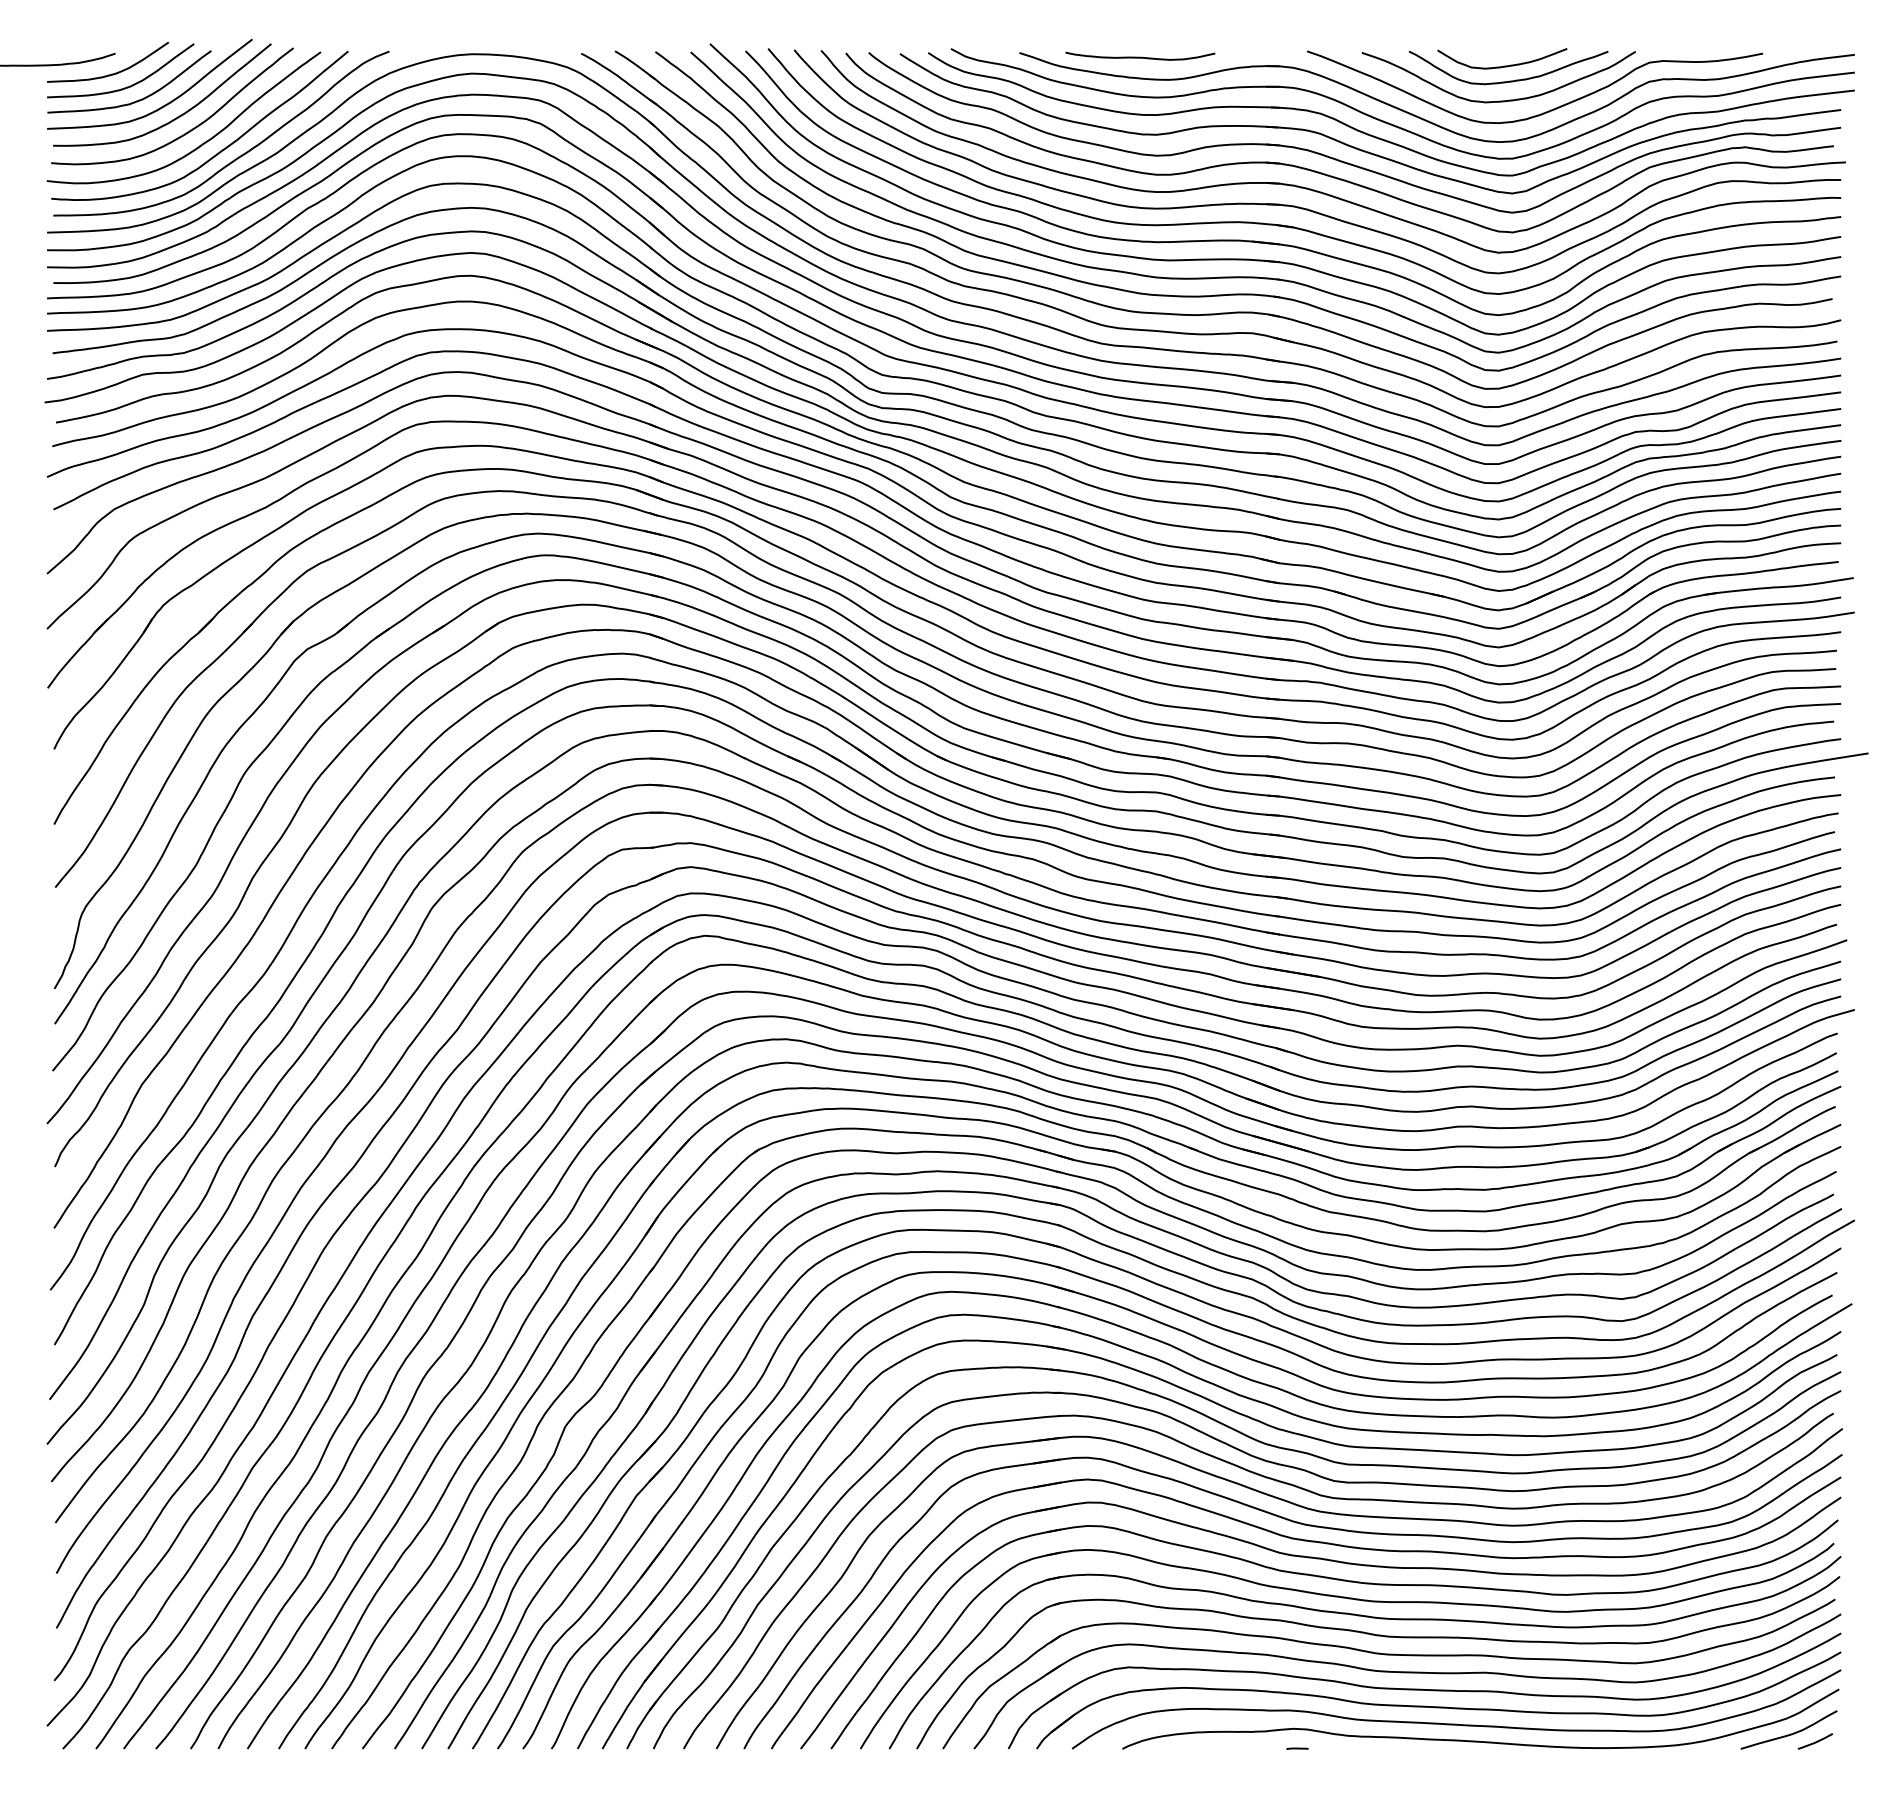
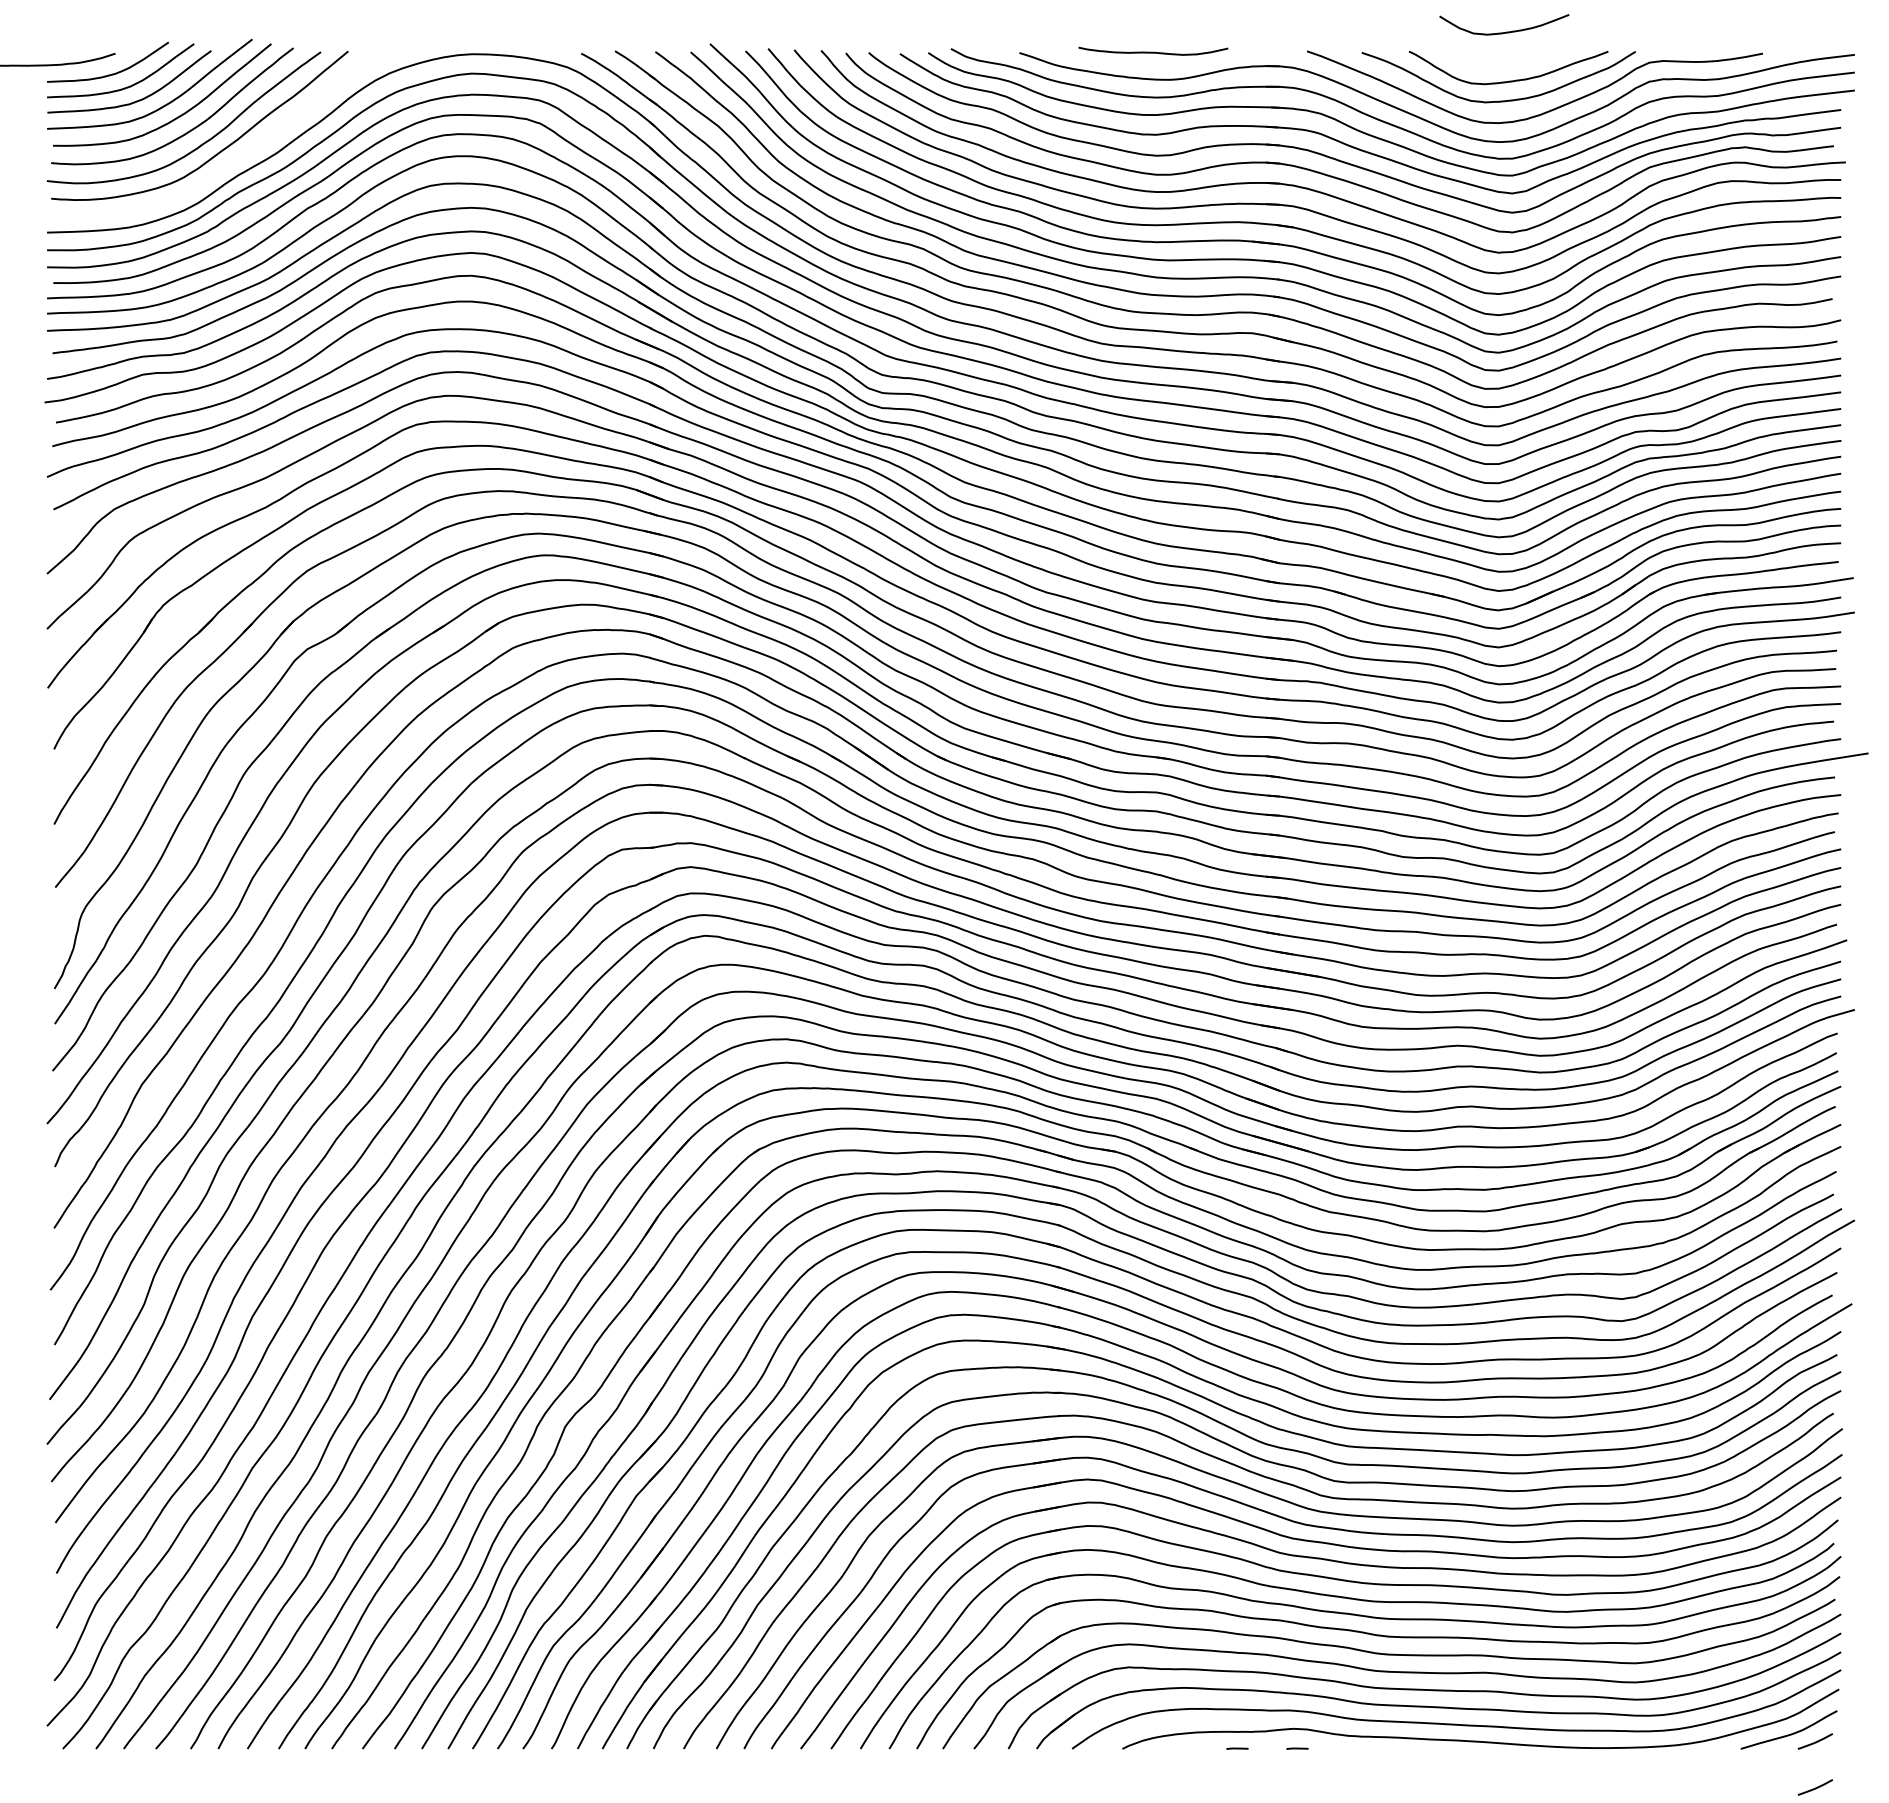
curve position: (1140, 56) -> (1153, 51) (1153, 51)
curve position: (1503, 65) -> (1505, 31) (1505, 31)
curve: present -> none (238, 156)
line: none -> present (1237, 1748)
curve: none -> present (1815, 1787)
